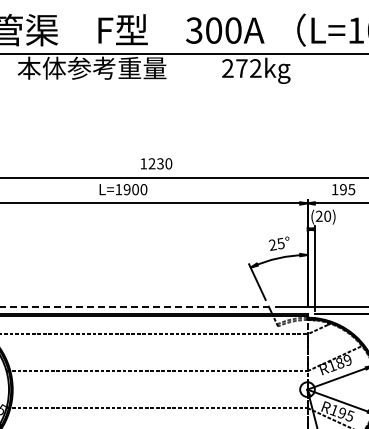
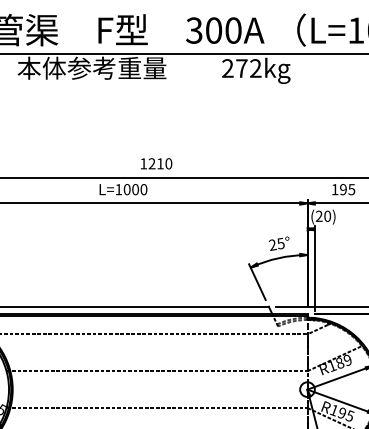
text: 1230 -> 1210 (160, 163)
text: L=1900 -> L=1000 (126, 189)
line: dashed -> solid (134, 306)
